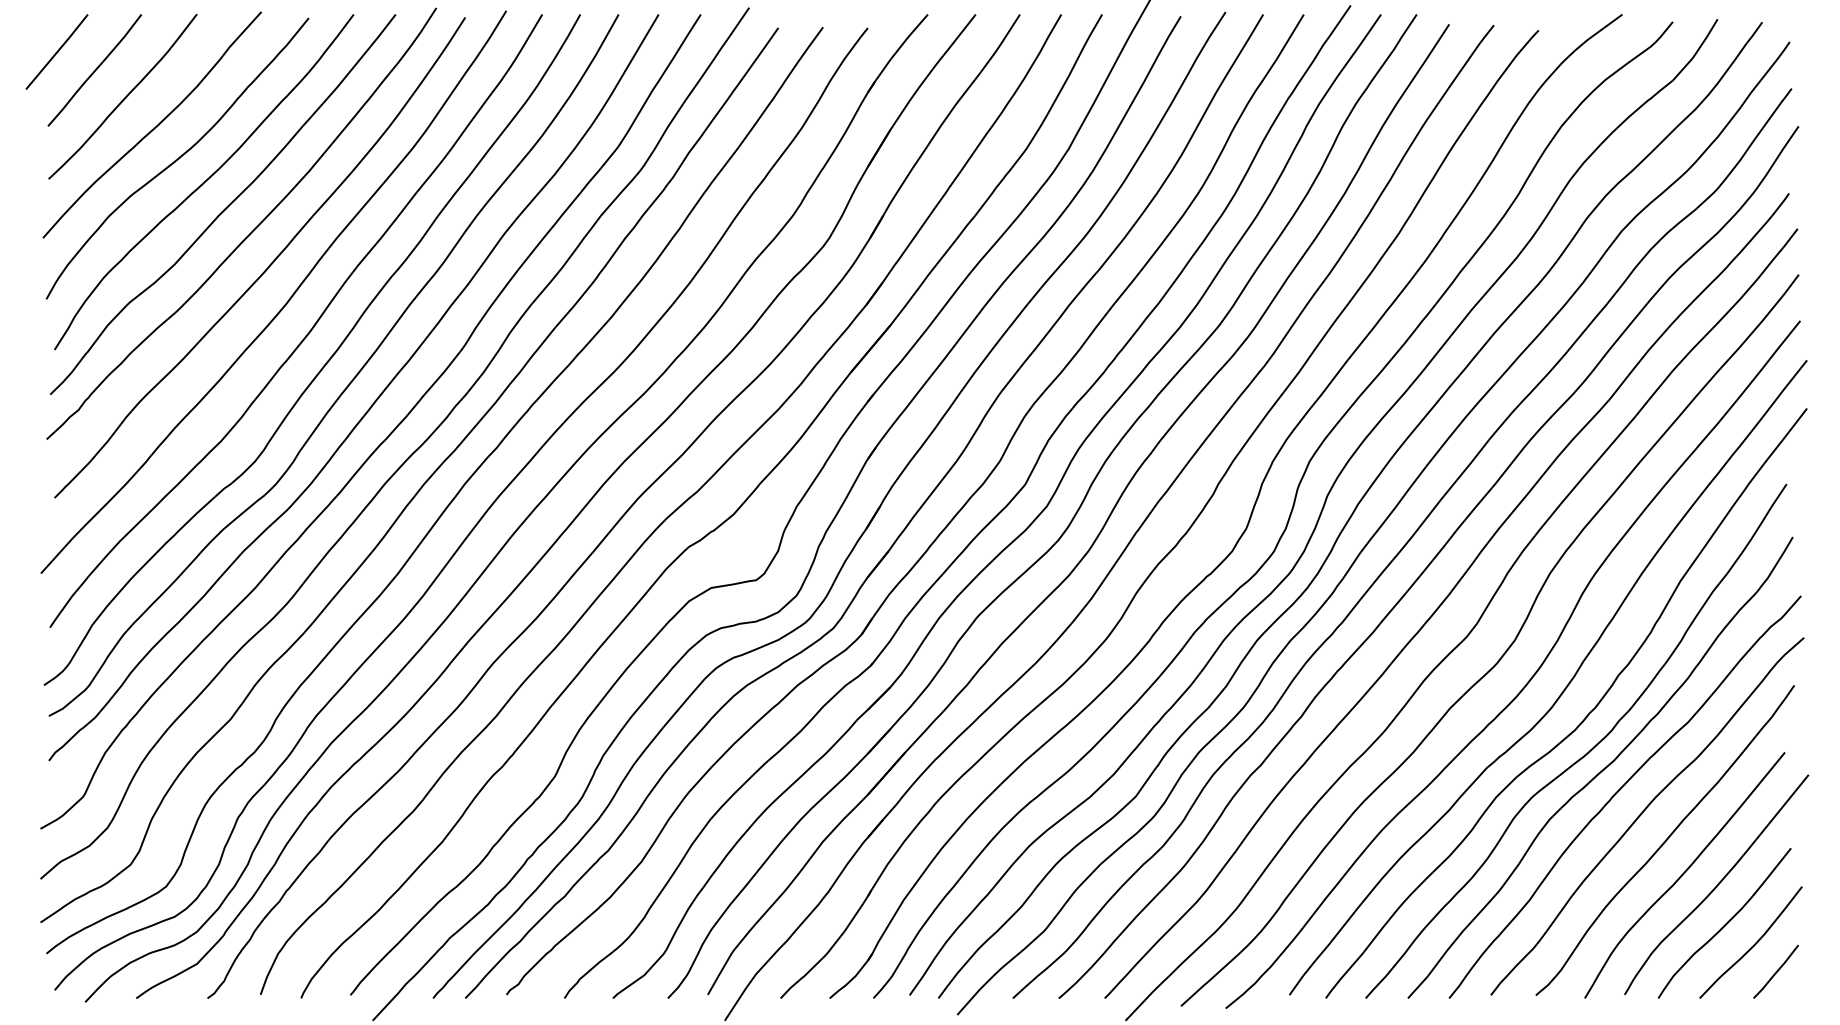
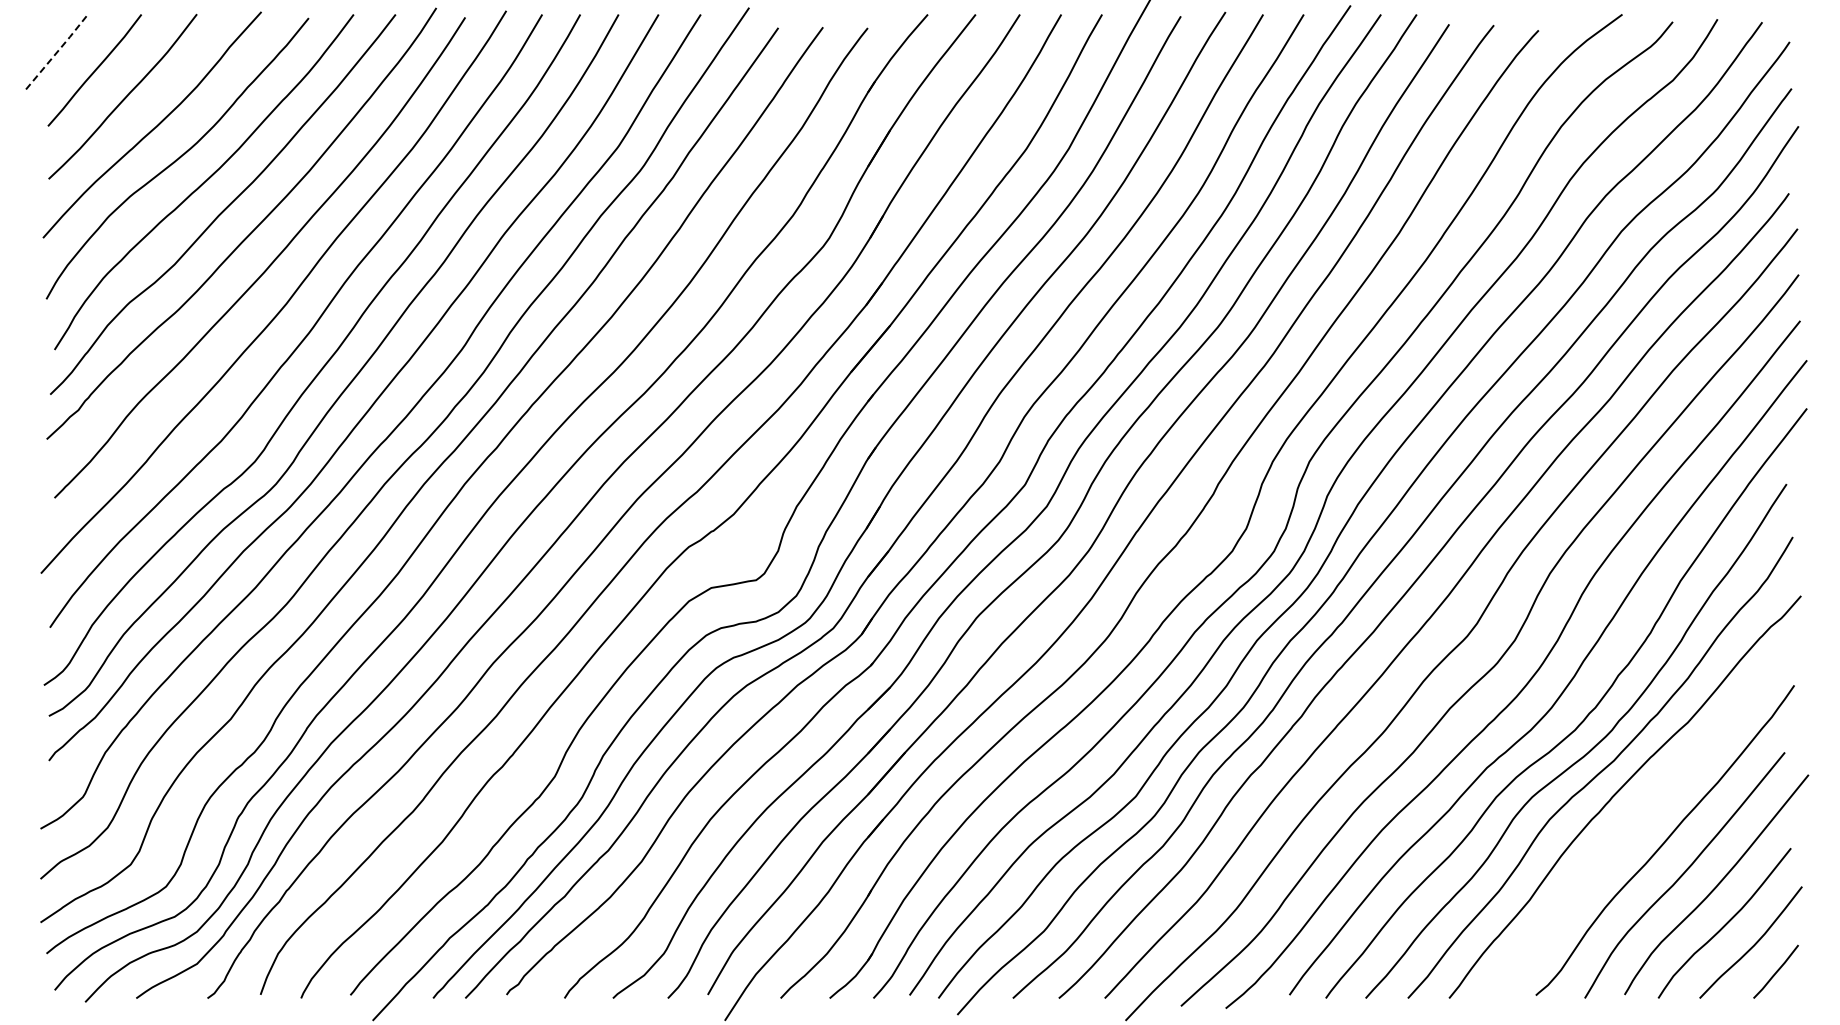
line: solid -> dashed (57, 51)
curve: present -> none (1642, 814)
